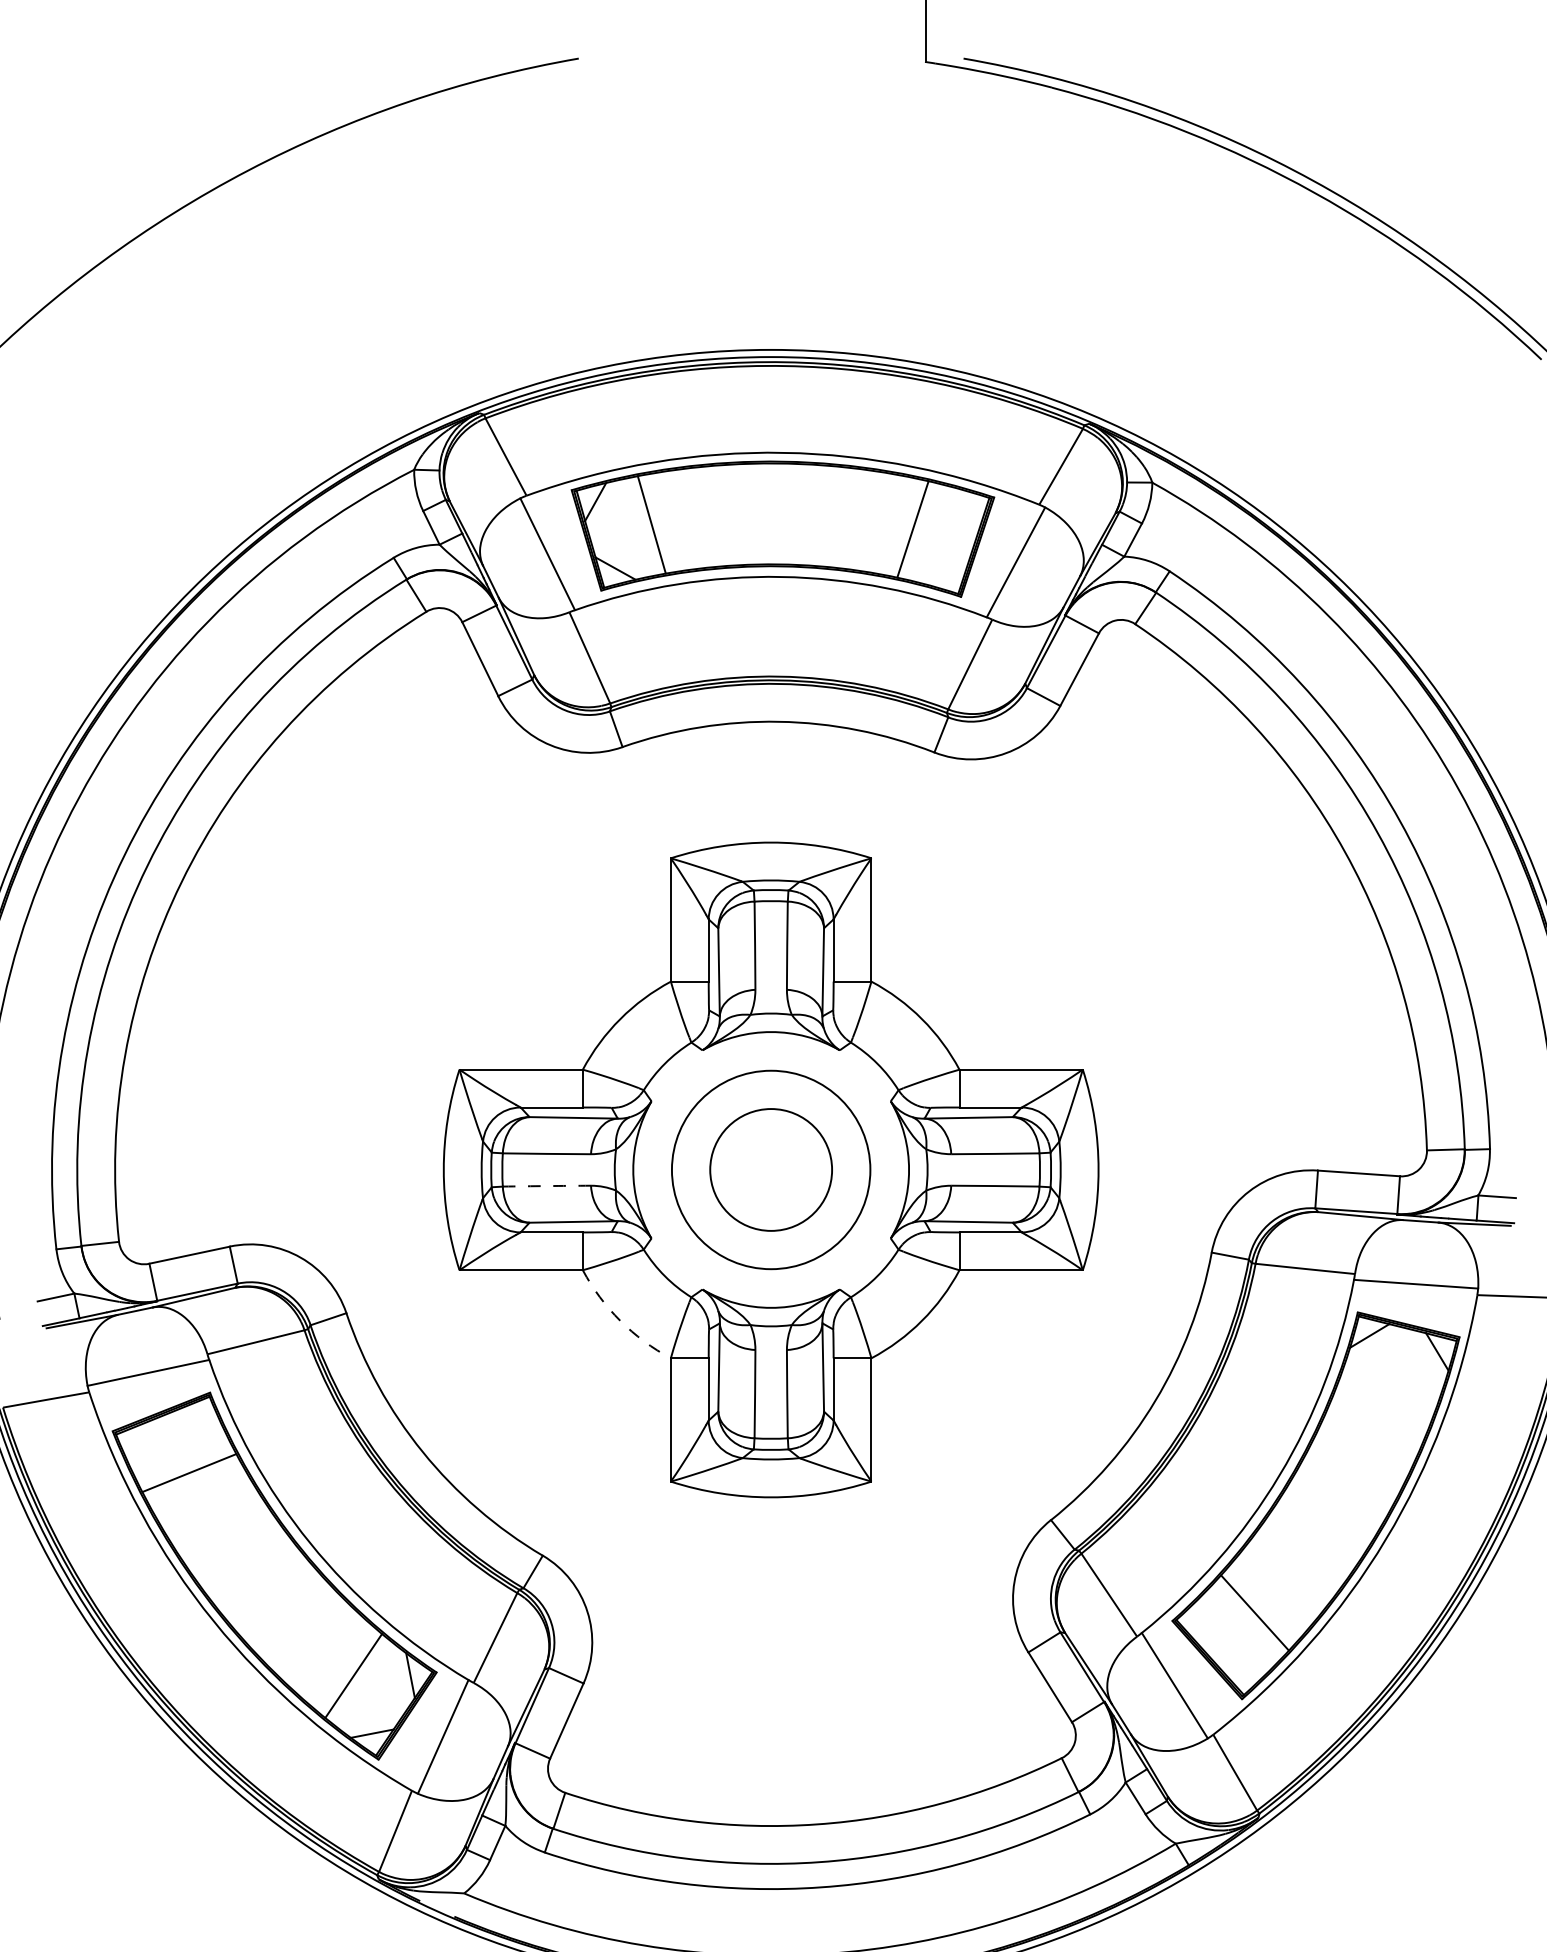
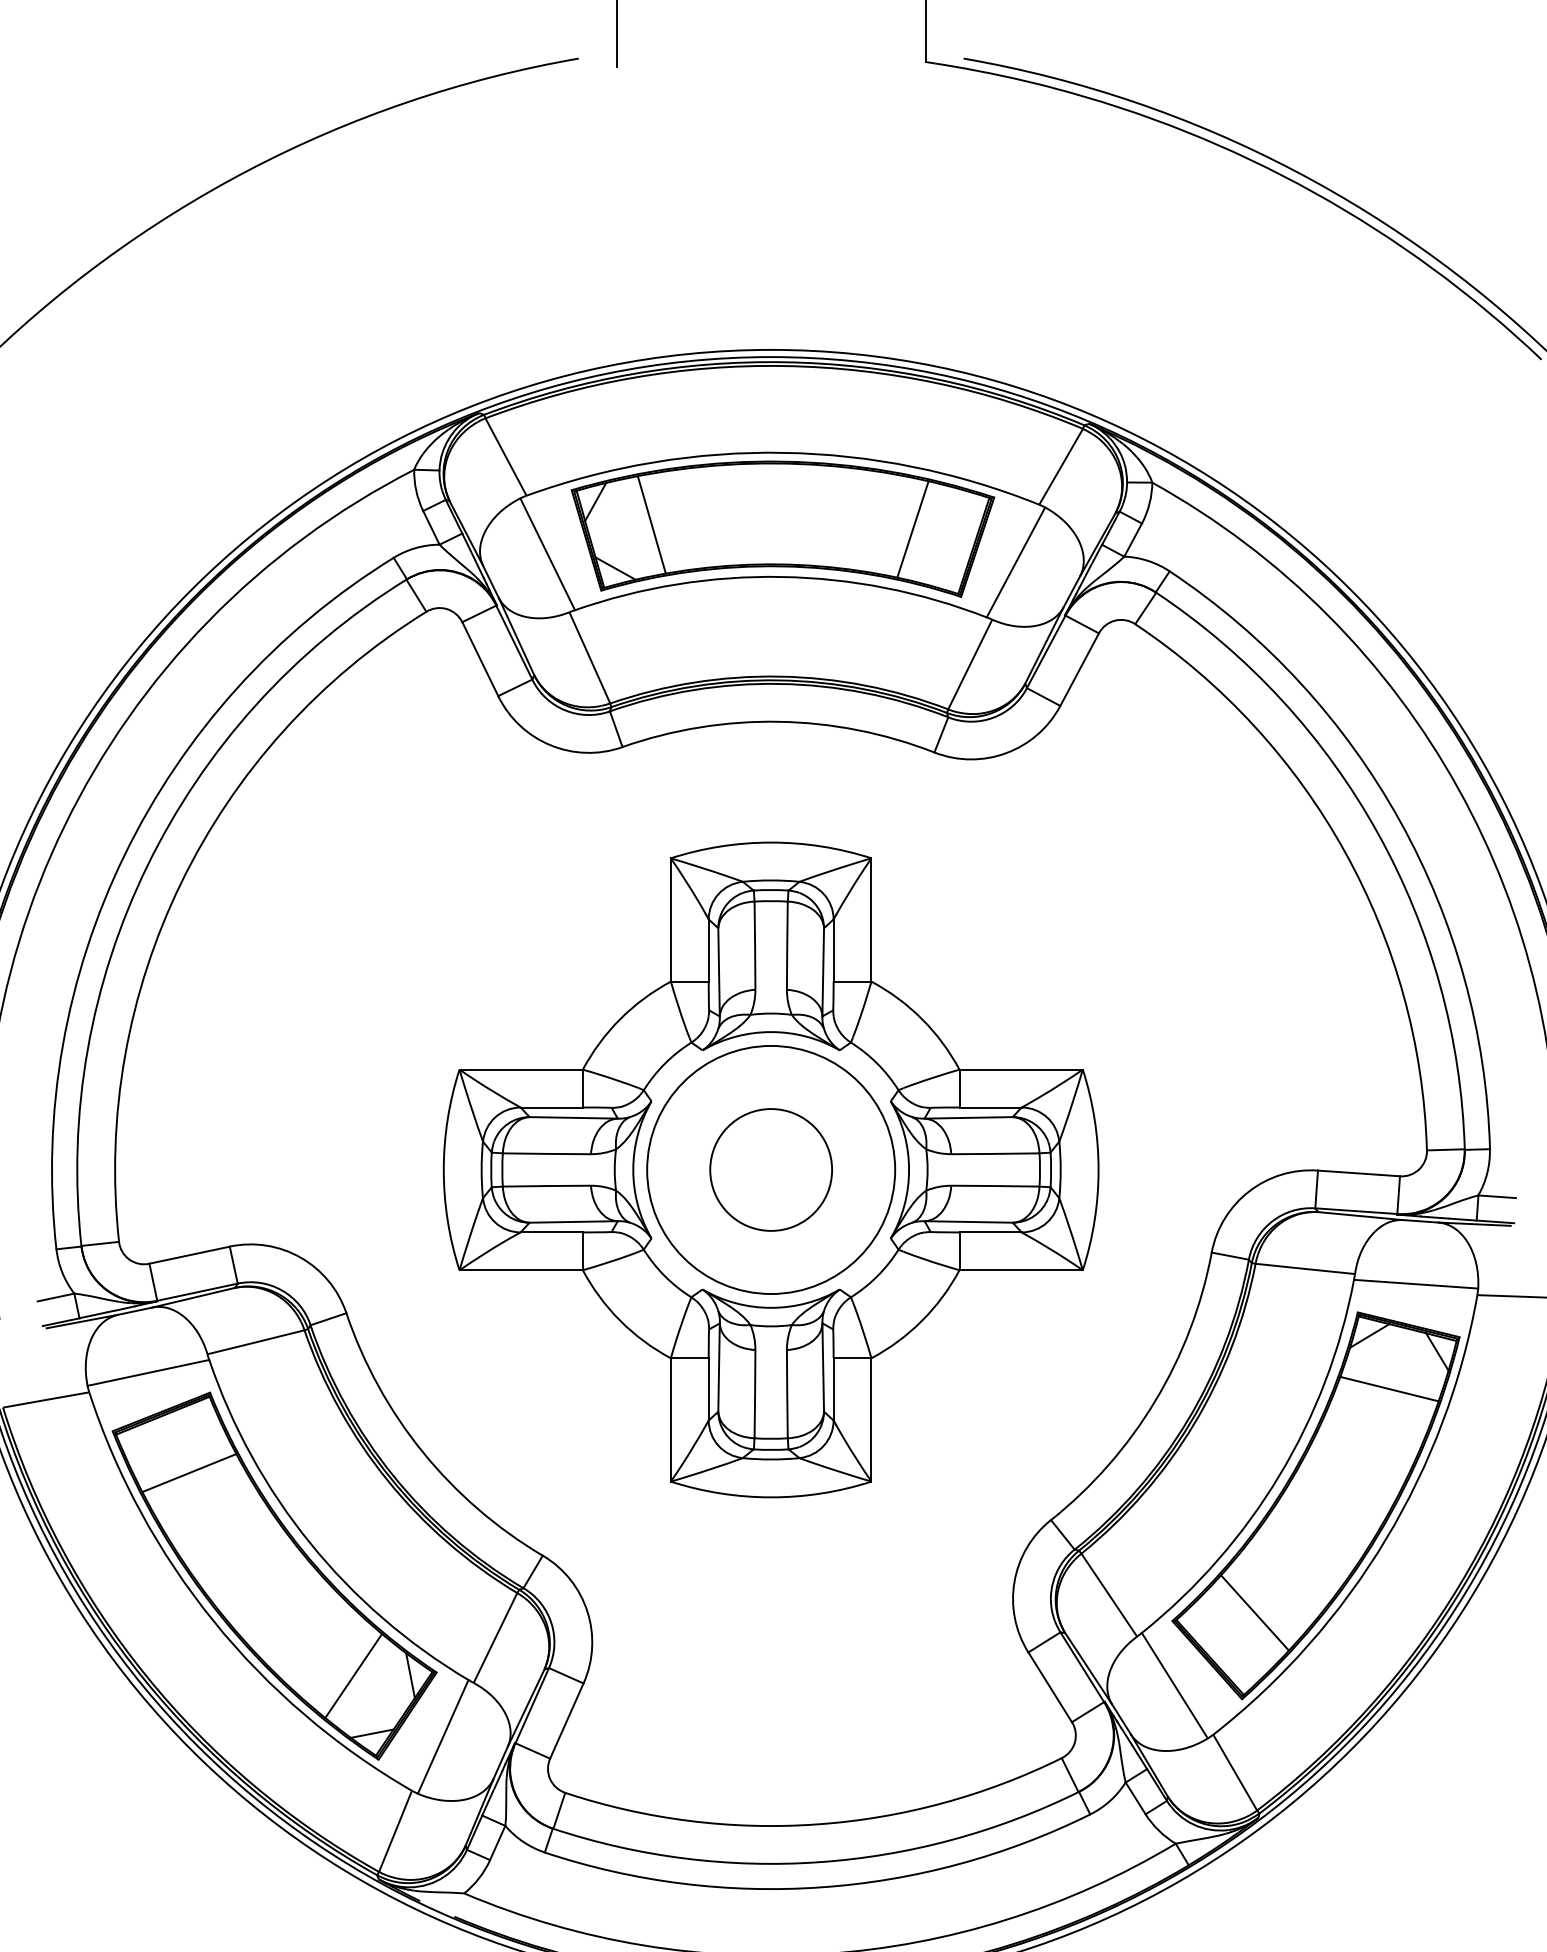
line: none -> present (616, 34)
circle diameter: 198 px -> 248 px (771, 1169)
arc: dashed -> solid (547, 1186)
arc: dashed -> solid (620, 1320)
line: none -> present (1389, 1388)
